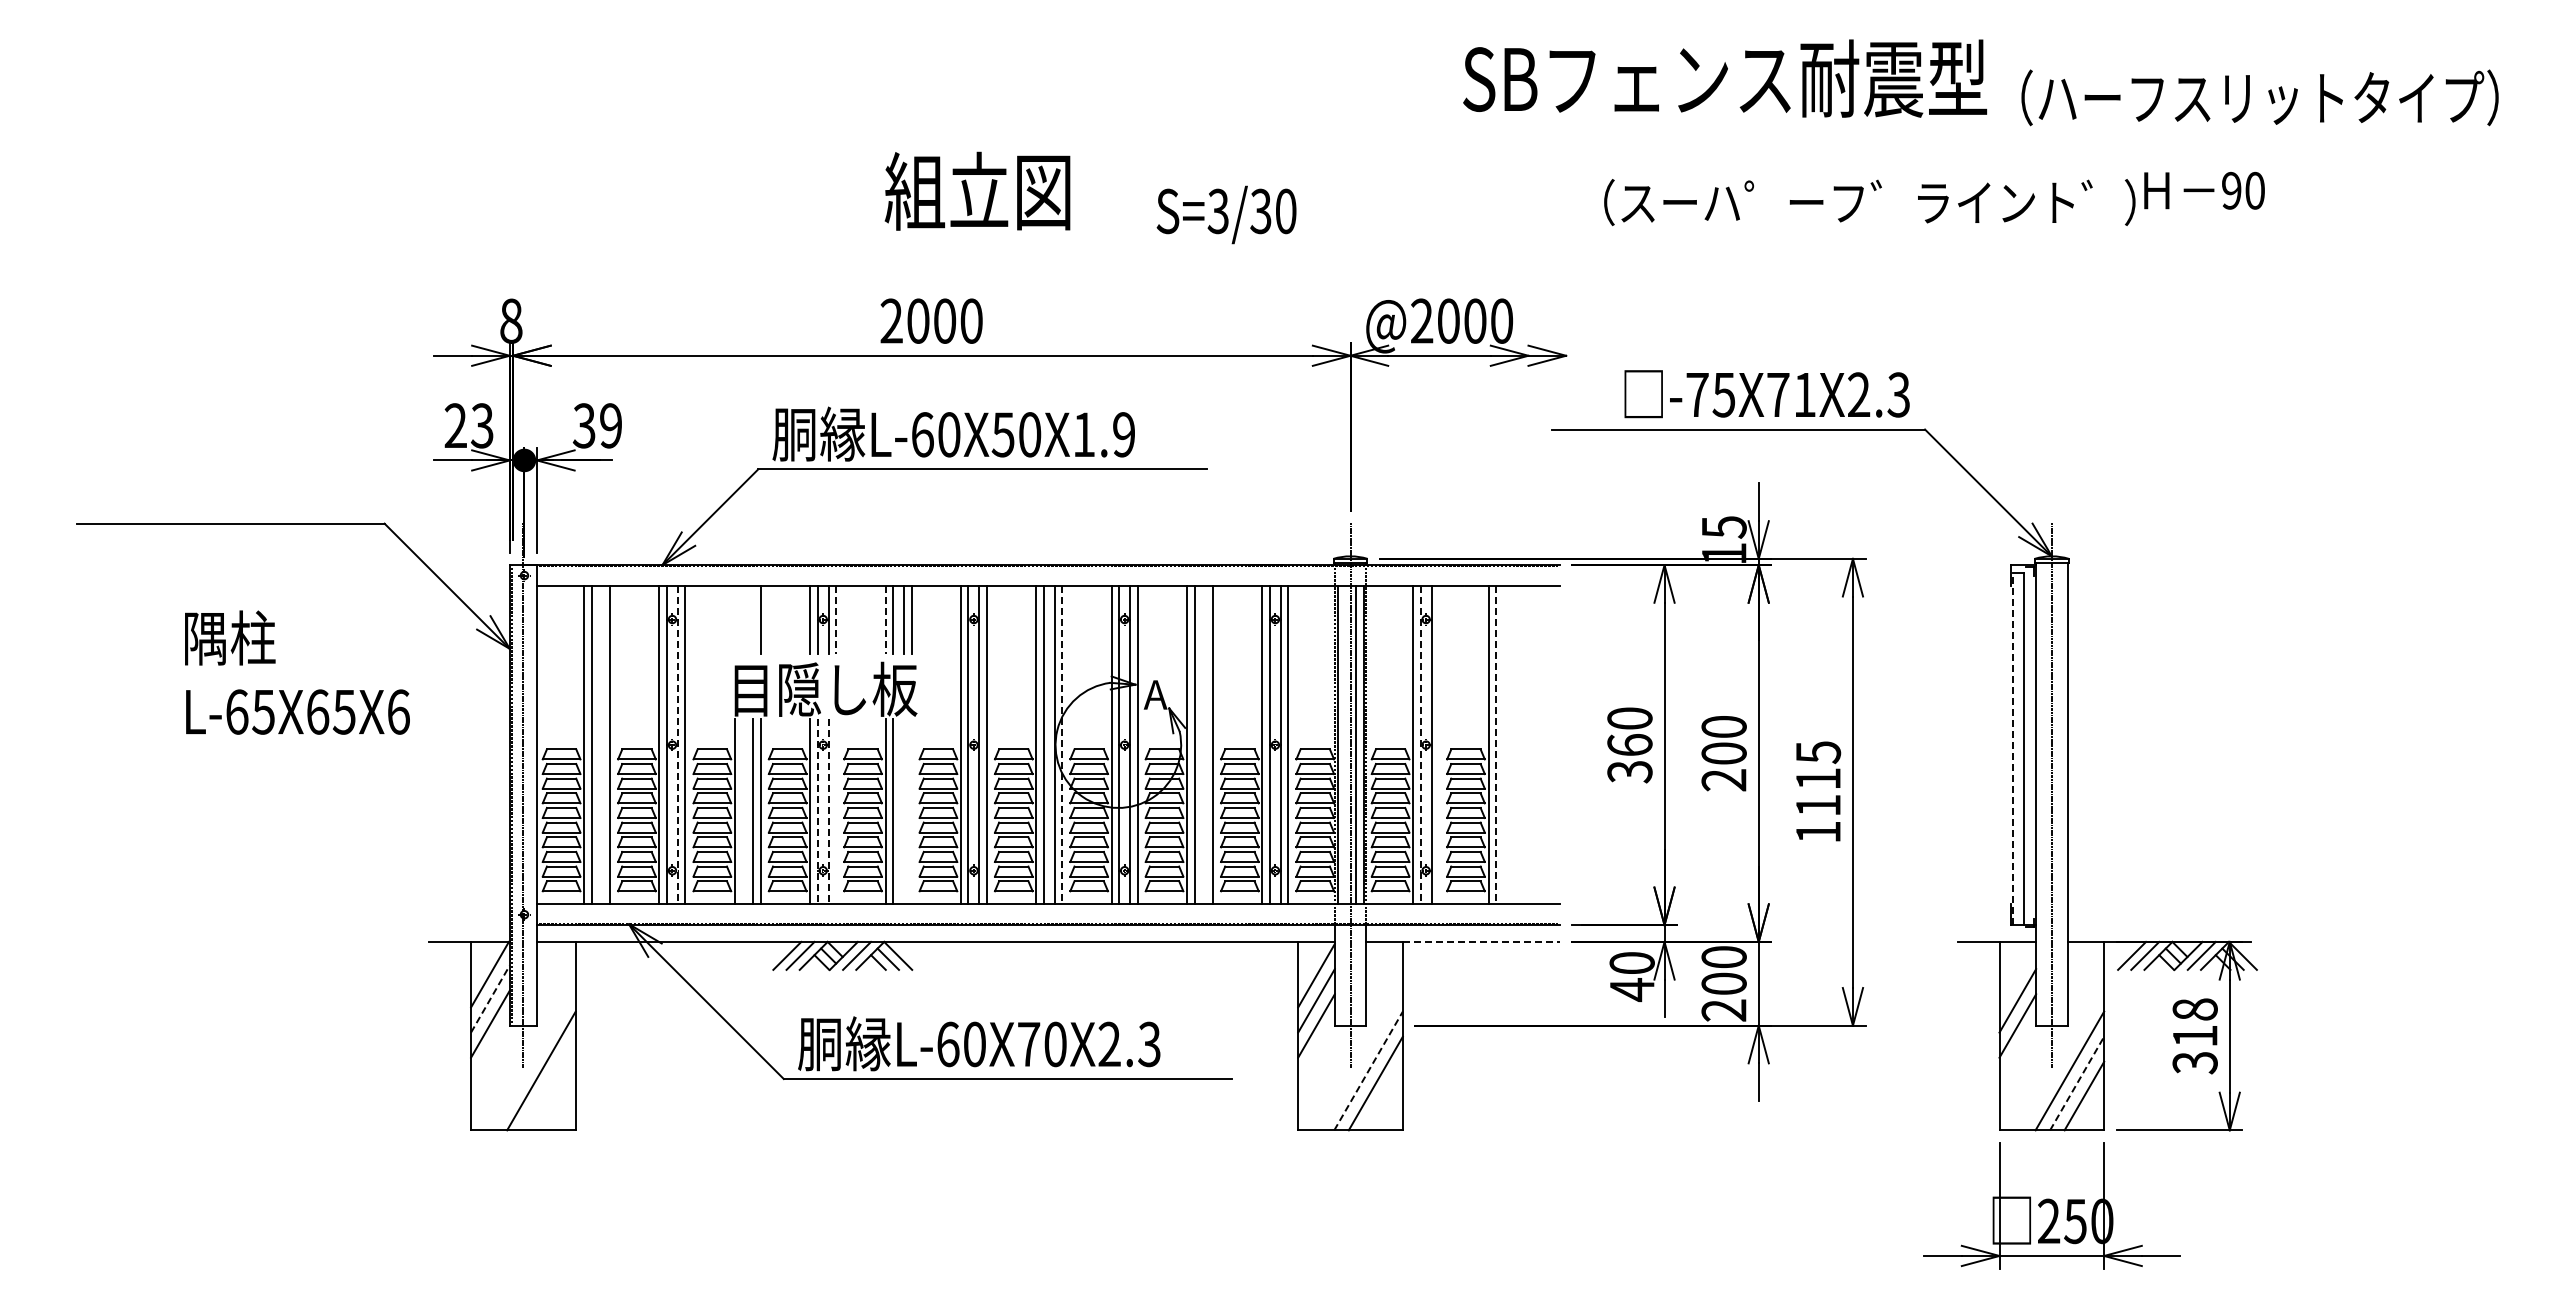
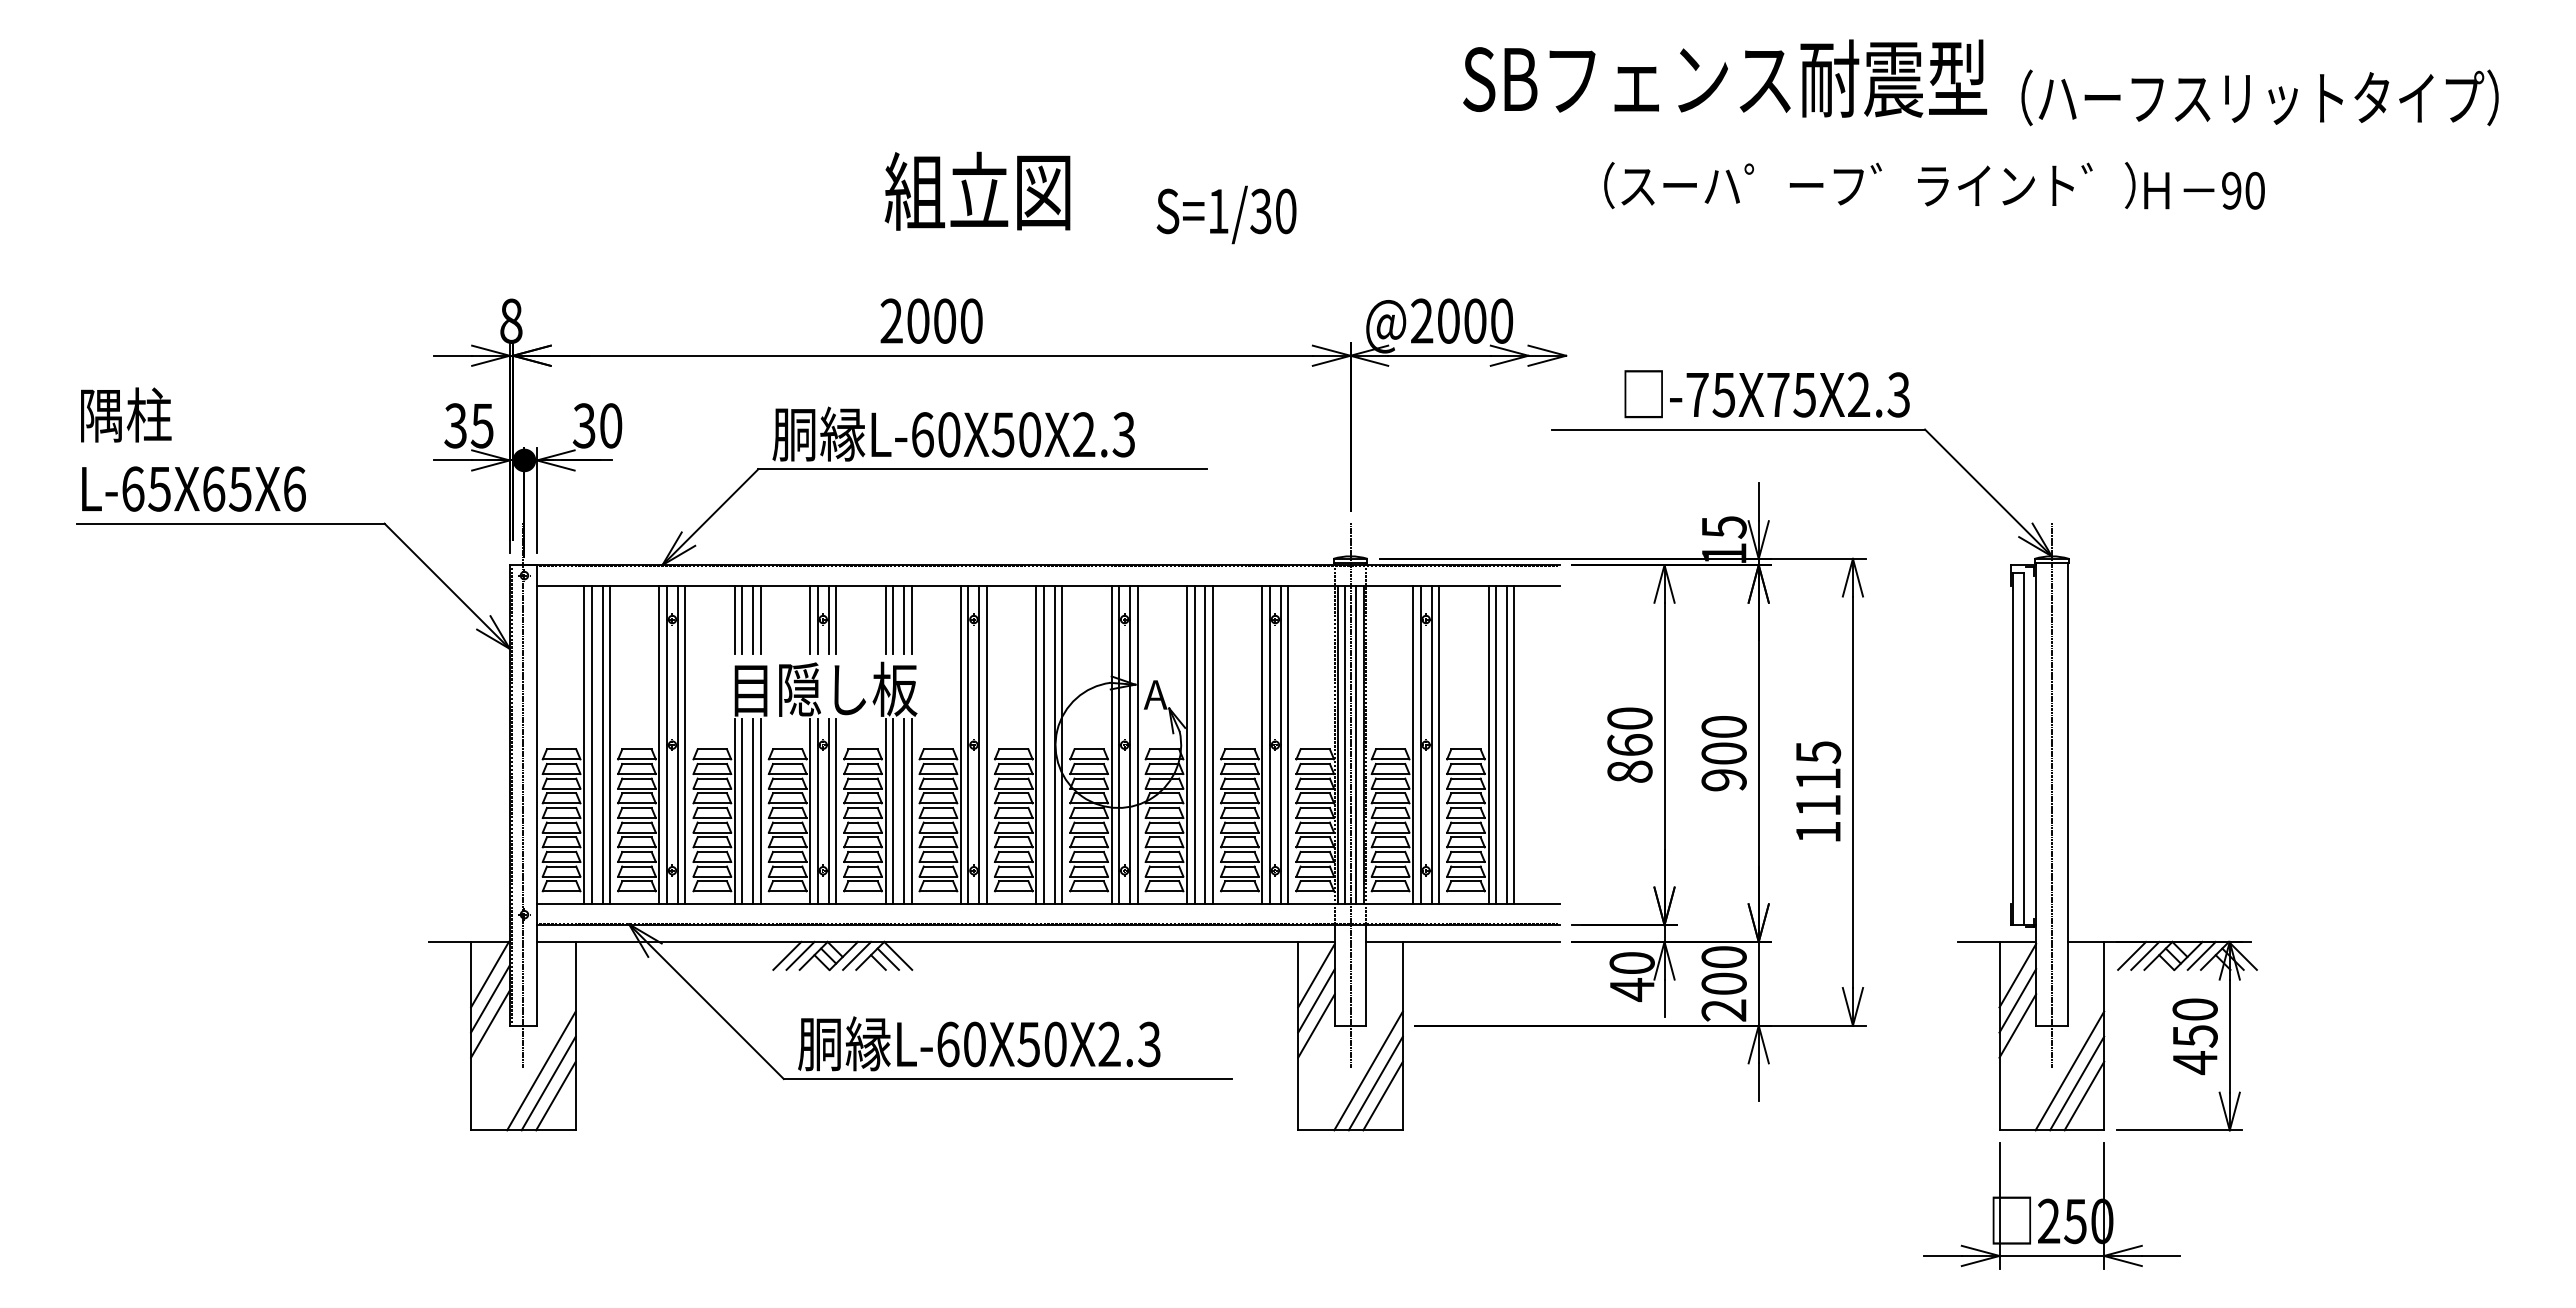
text position: (1869, 202) -> (1869, 185) (1869, 185)
text: S=3/30 -> S=1/30 (1217, 211)
text: -75X71X2.3 -> -75X75X2.3 (1804, 395)
text: 23 -> 35 (468, 425)
text: 39 -> 30 (611, 425)
text: L-60X50X1.9 -> L-60X50X2.3 (1103, 434)
line: none -> present (734, 619)
line: none -> present (742, 619)
line: none -> present (753, 619)
line: dashed -> solid (836, 619)
line: dashed -> solid (885, 619)
text position: (297, 672) -> (193, 449) (193, 449)
line: none -> present (602, 745)
line: dashed -> solid (677, 745)
line: dashed -> solid (1062, 745)
line: none -> present (1205, 745)
line: none -> present (1345, 745)
line: dashed -> solid (1420, 745)
line: none -> present (1439, 745)
line: dashed -> solid (1496, 745)
line: none -> present (1506, 745)
line: none -> present (1514, 745)
line: dashed -> solid (2013, 749)
text: 360 -> 860 (1629, 771)
text: 200 -> 900 (1724, 780)
line: none -> present (742, 811)
line: dashed -> solid (817, 811)
line: dashed -> solid (828, 811)
line: none -> present (836, 811)
line: none -> present (904, 811)
line: none -> present (911, 811)
line: dashed -> solid (1481, 941)
line: none -> present (2017, 975)
line: dashed -> solid (490, 999)
text: 318 -> 450 (2194, 1036)
text: L-60X70X2.3 -> L-60X50X2.3 (1028, 1044)
line: dashed -> solid (1368, 1070)
line: none -> present (548, 1083)
line: dashed -> solid (2077, 1083)
line: none -> present (555, 1095)
line: none -> present (1382, 1095)
